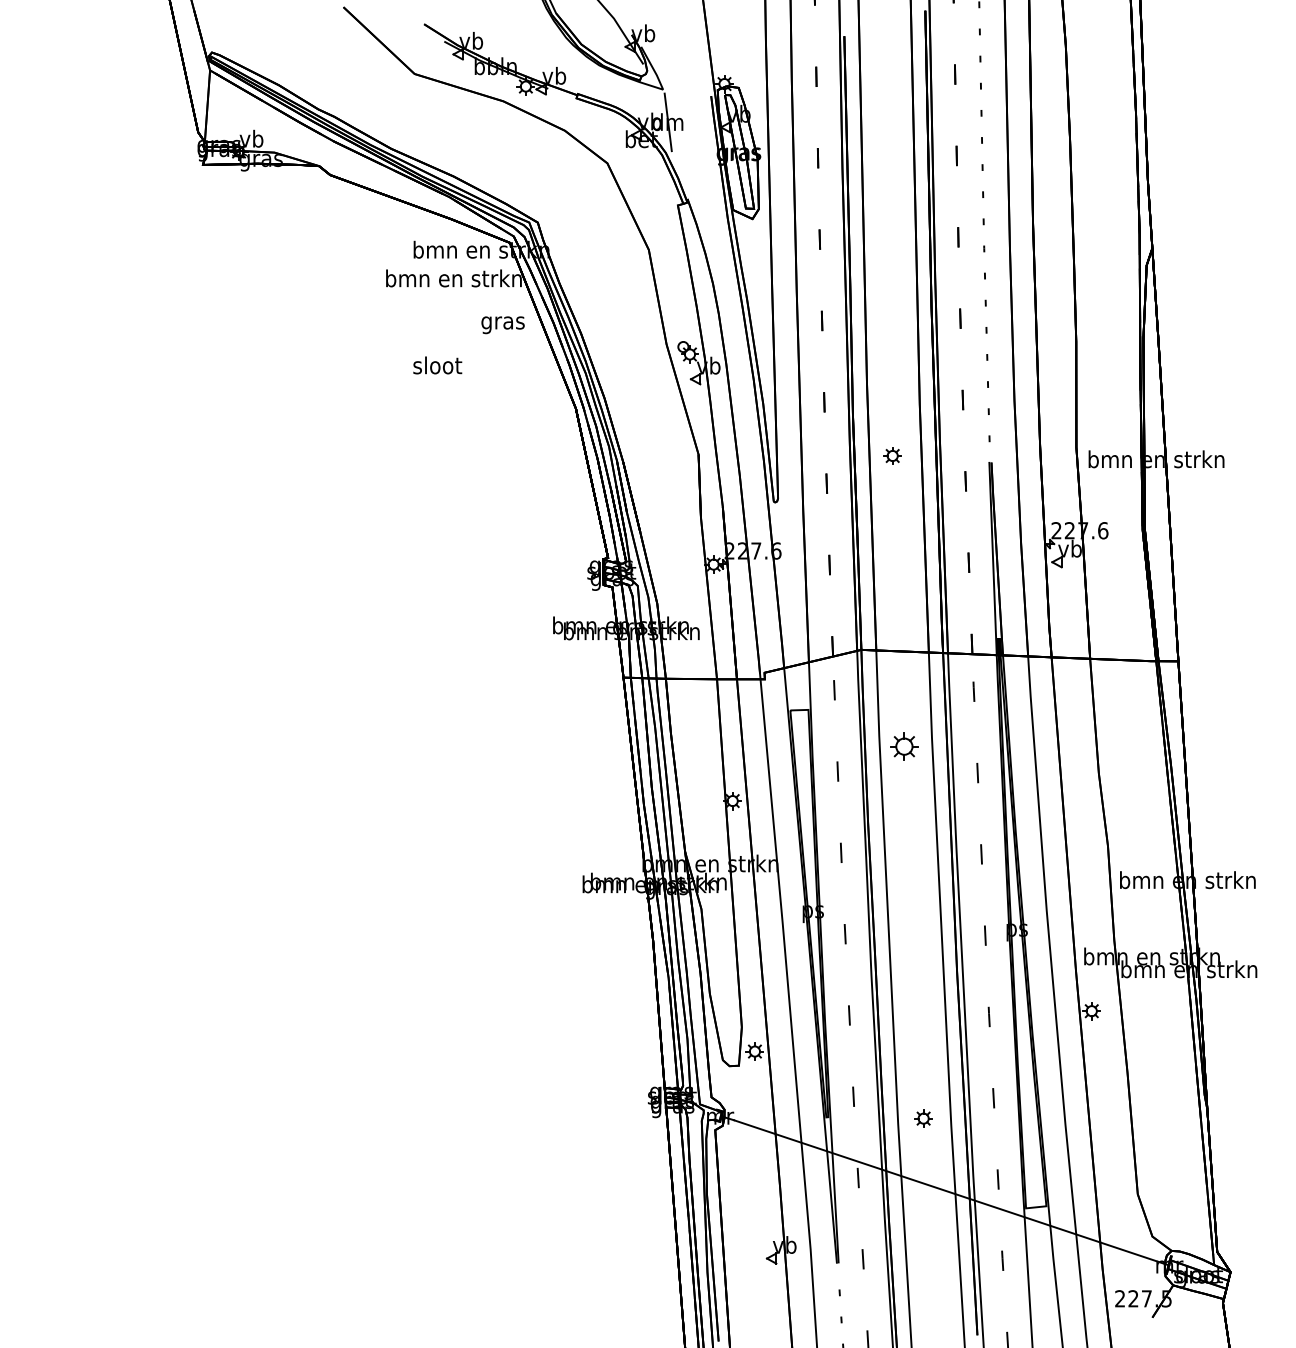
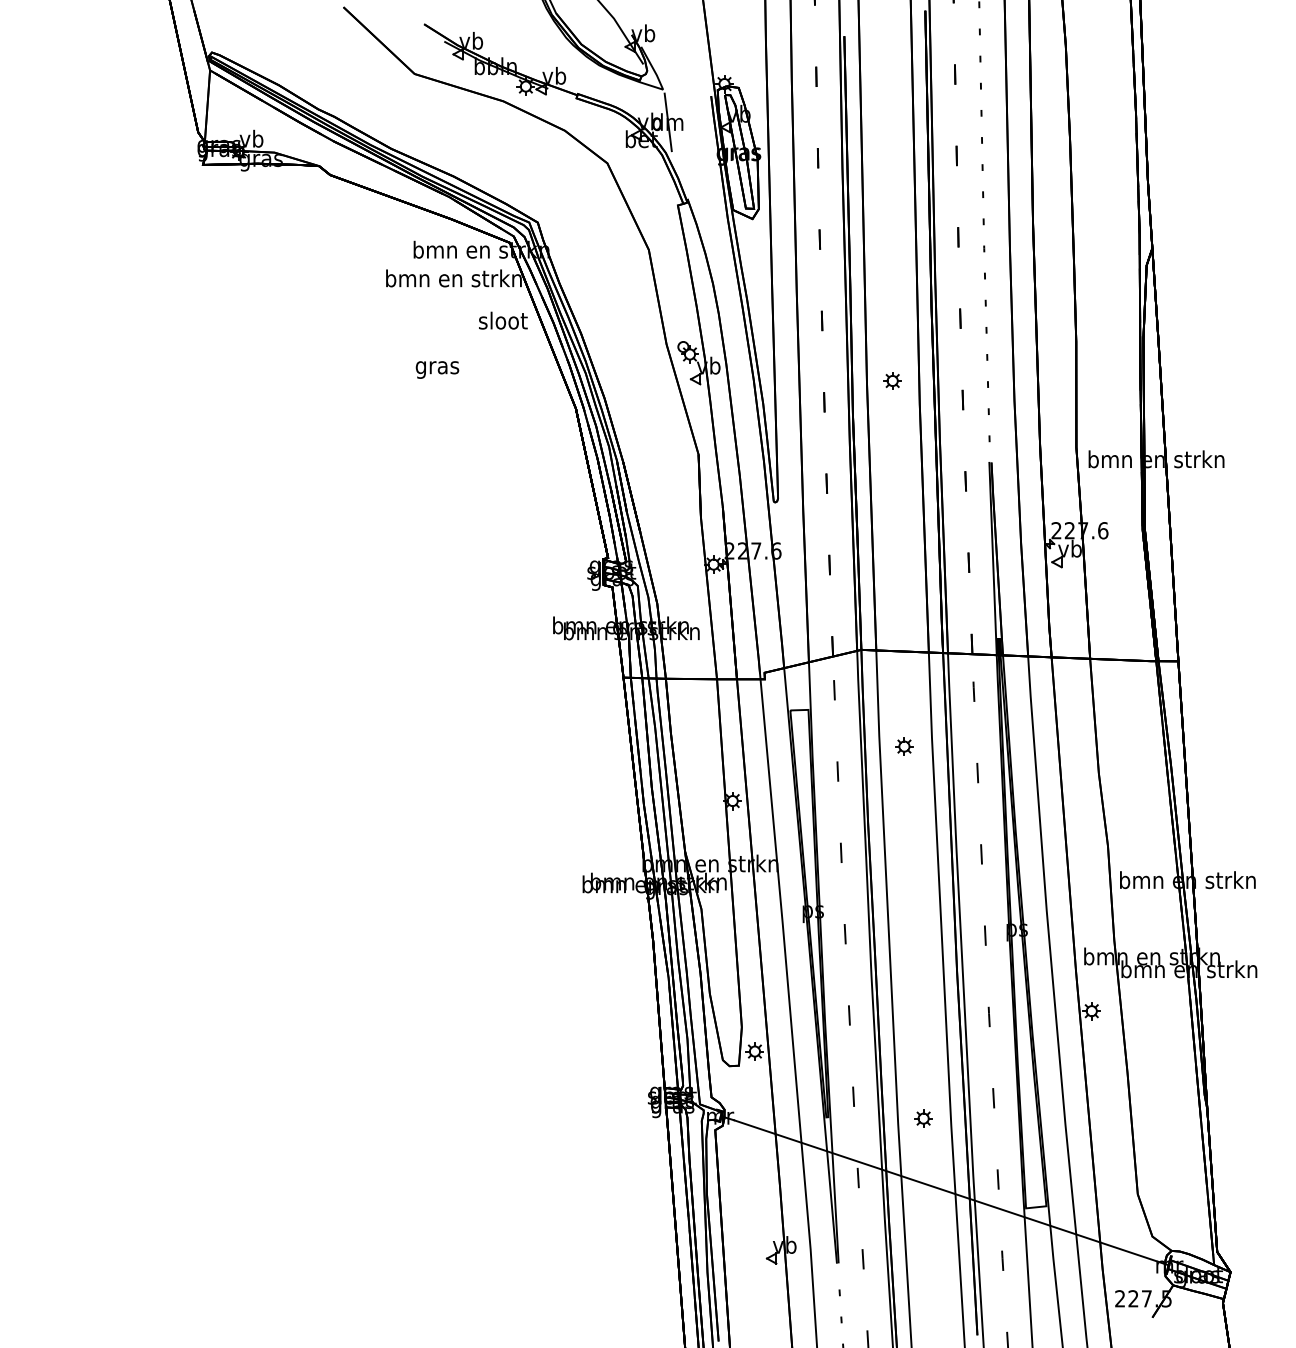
text: gras -> sloot (503, 322)
text: sloot -> gras (437, 367)
part position: (892, 455) -> (892, 380) (892, 380)
part size: 29x29 px -> 19x19 px (904, 746)
